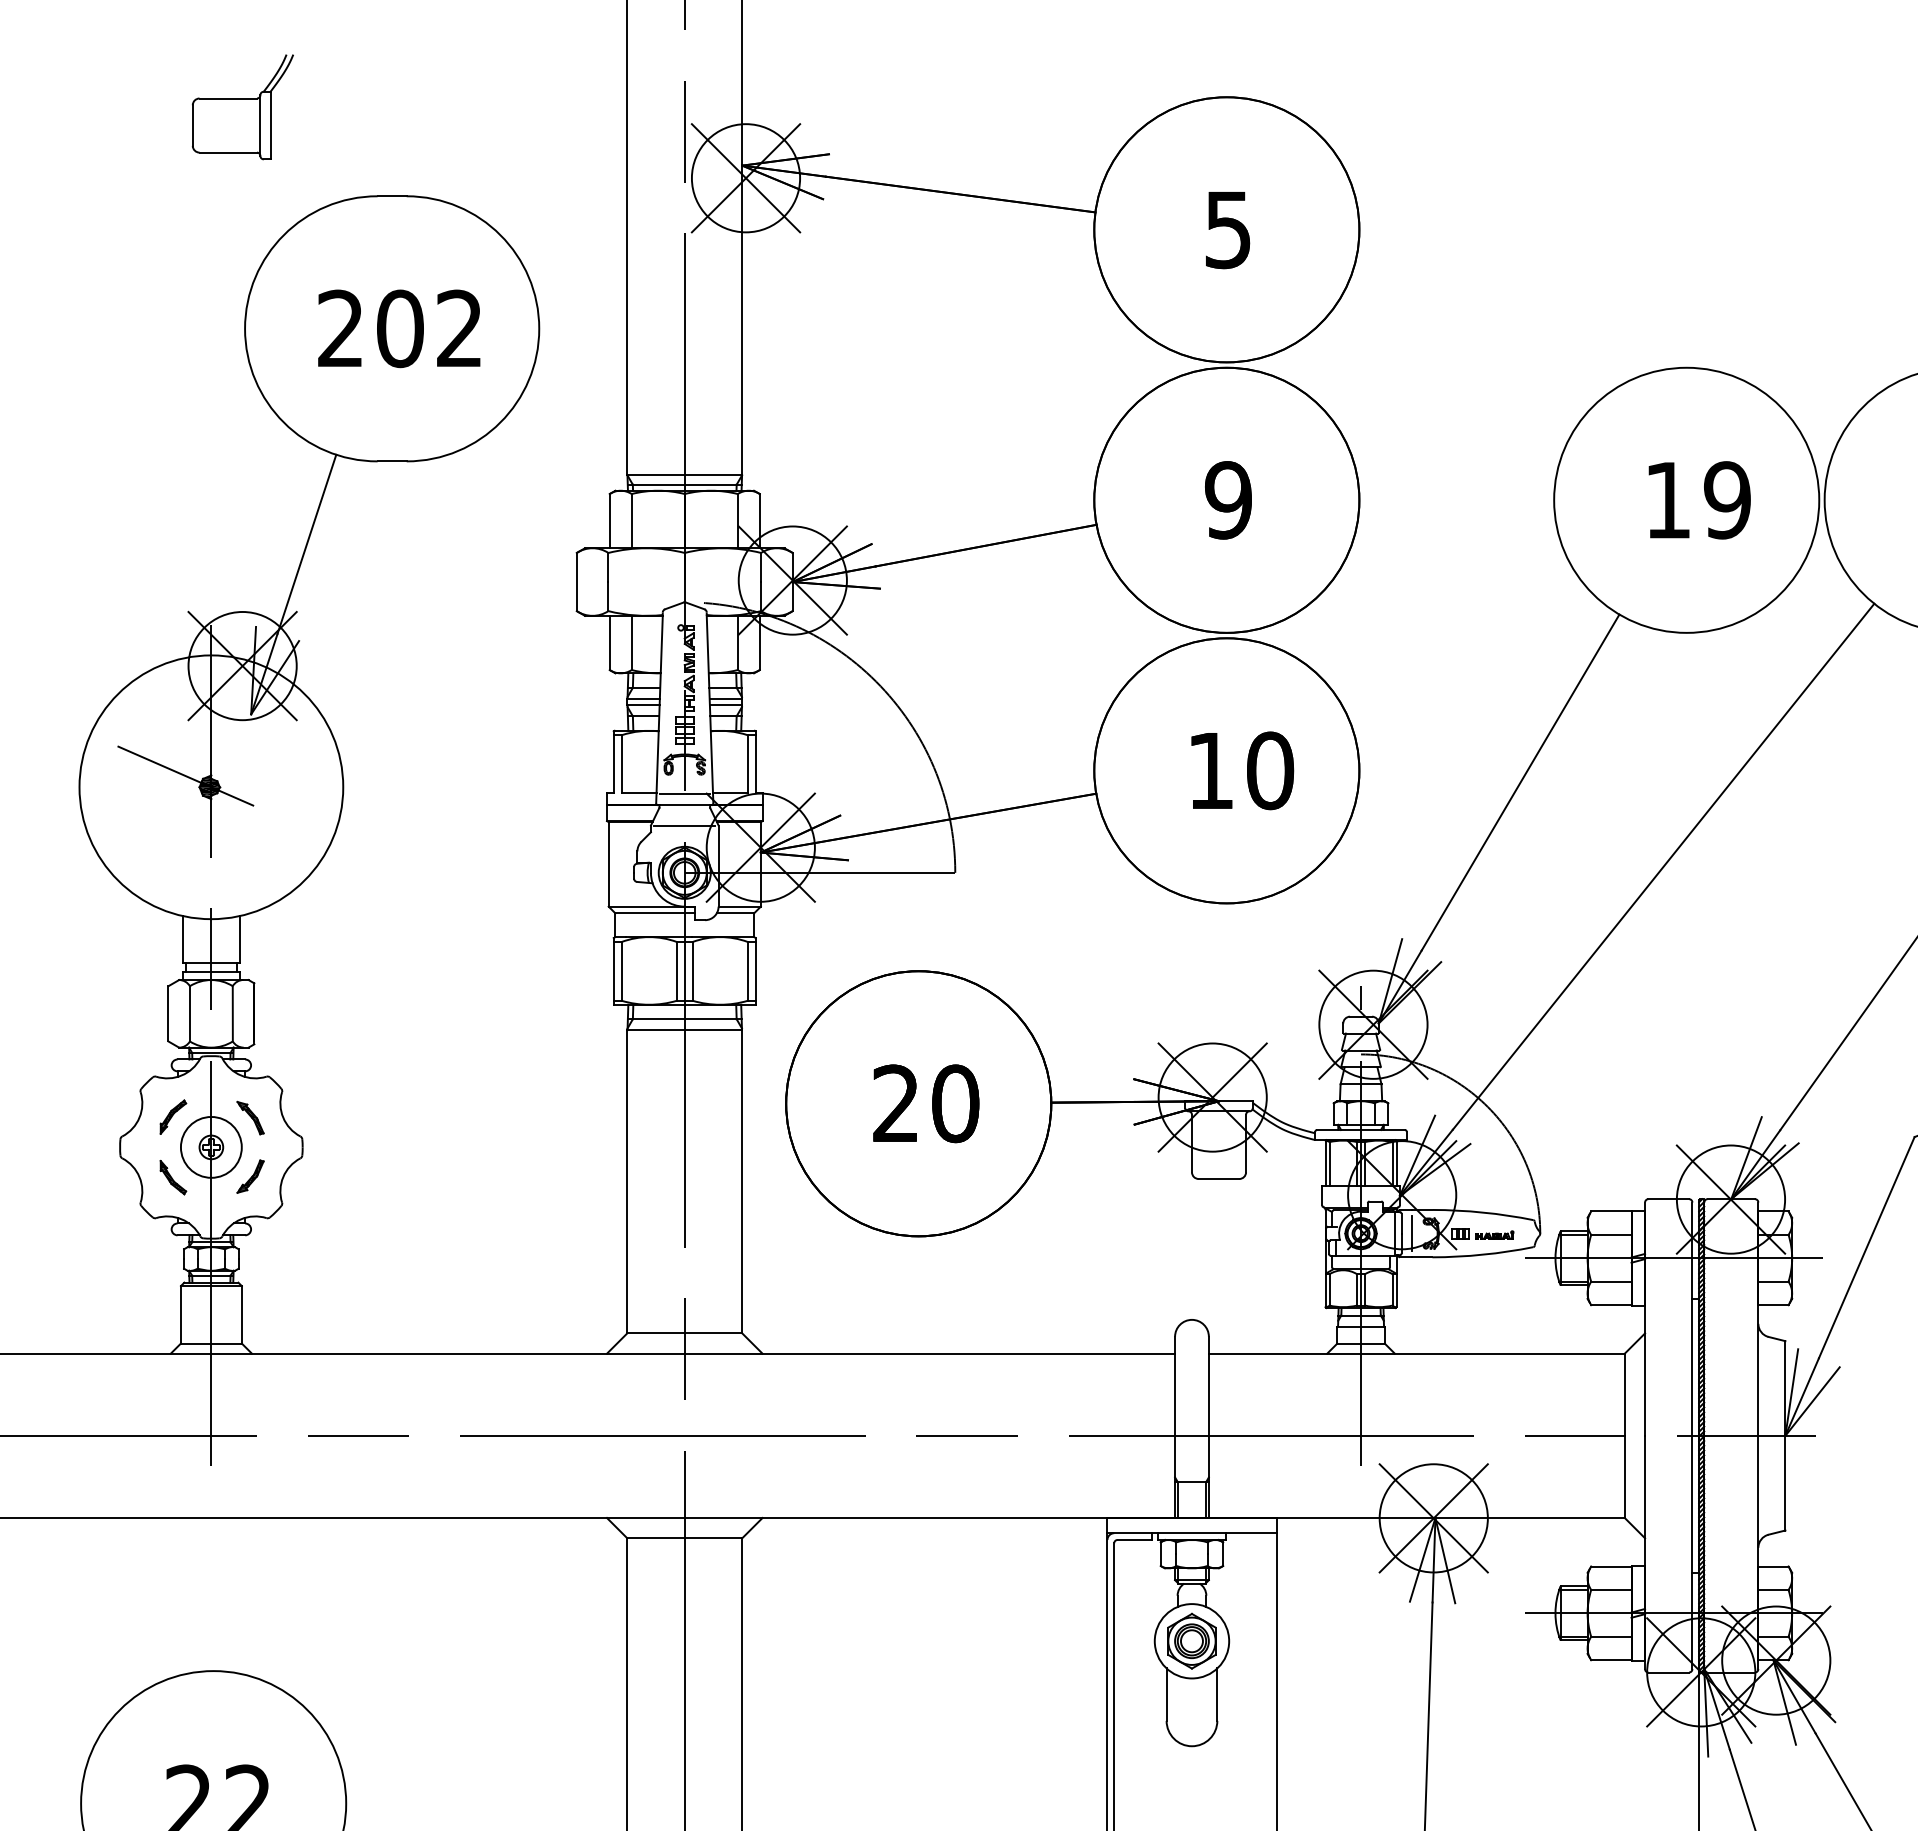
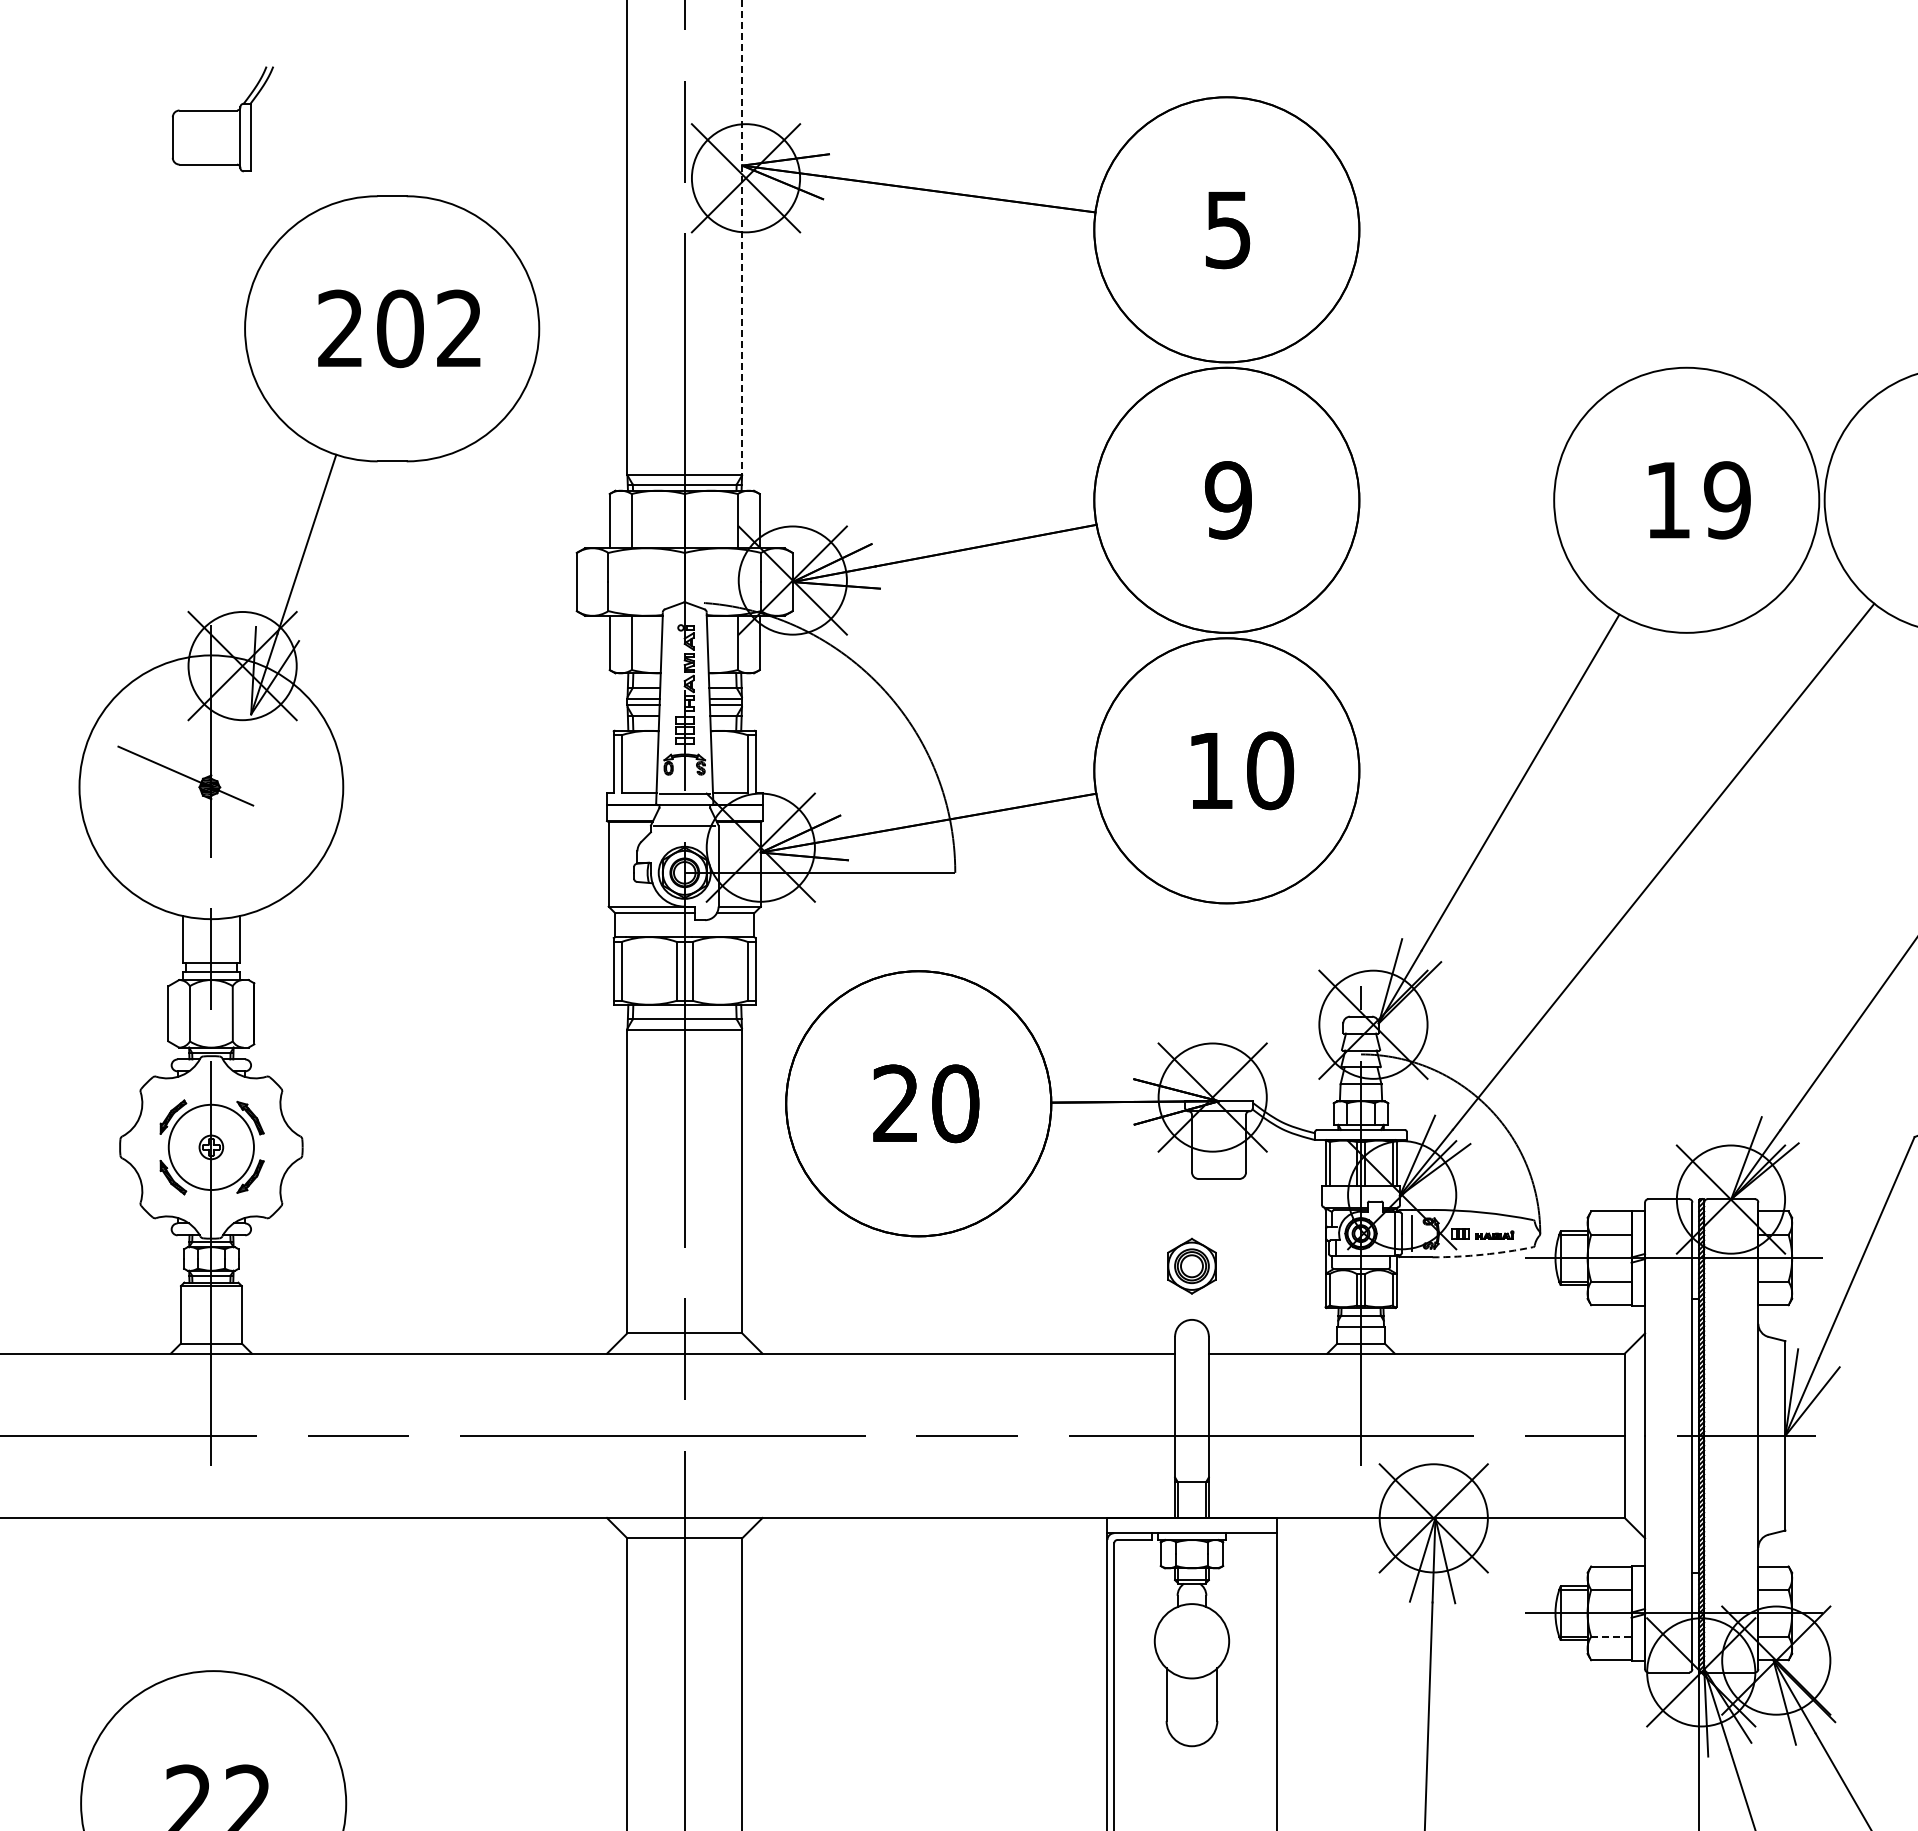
part position: (242, 107) -> (222, 119) (222, 119)
line: solid -> dashed (742, 238)
circle diameter: 61 px -> 85 px (210, 1147)
arc: solid -> dashed (1483, 1254)
line: solid -> dashed (1611, 1636)
part position: (1191, 1640) -> (1191, 1265) (1191, 1265)
